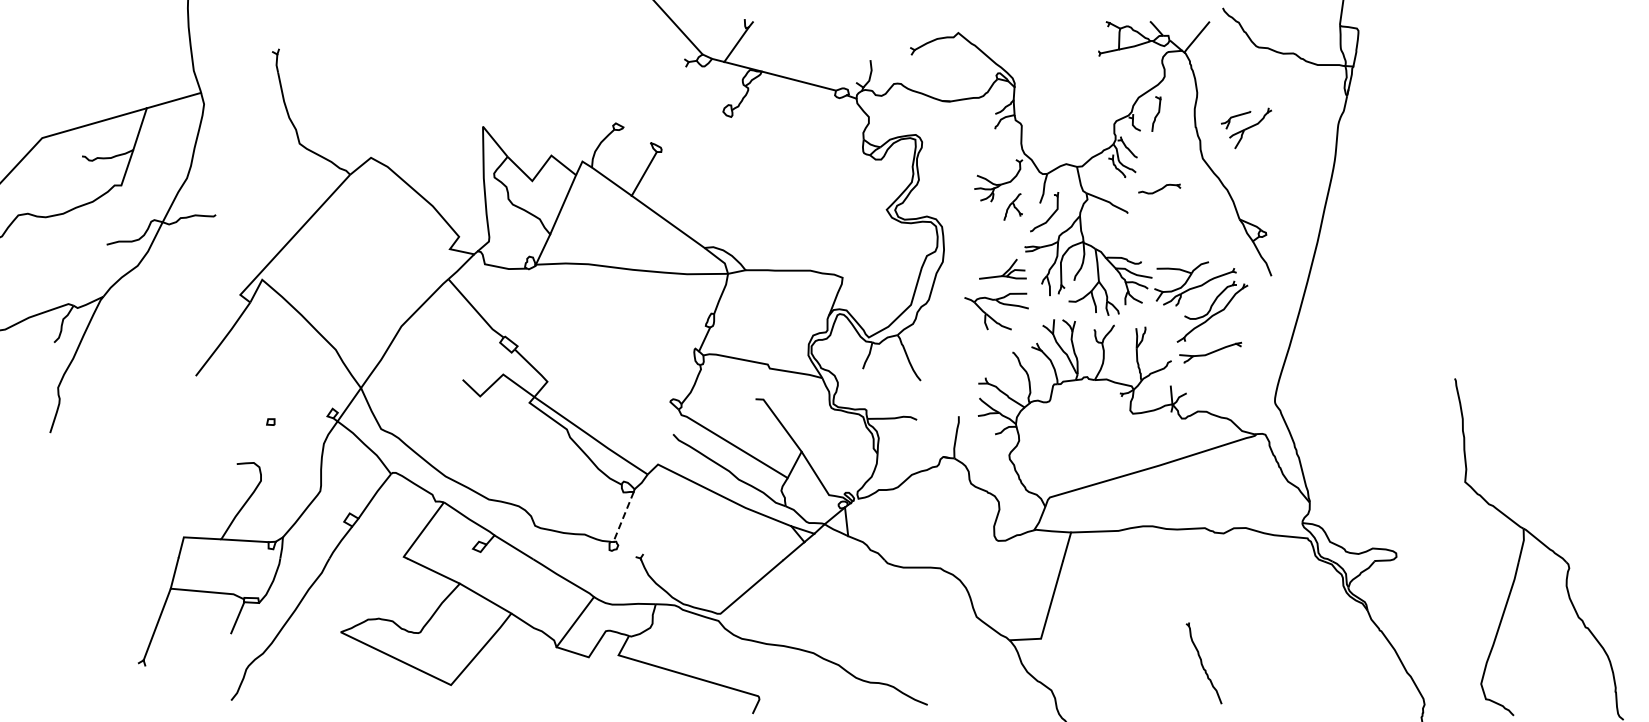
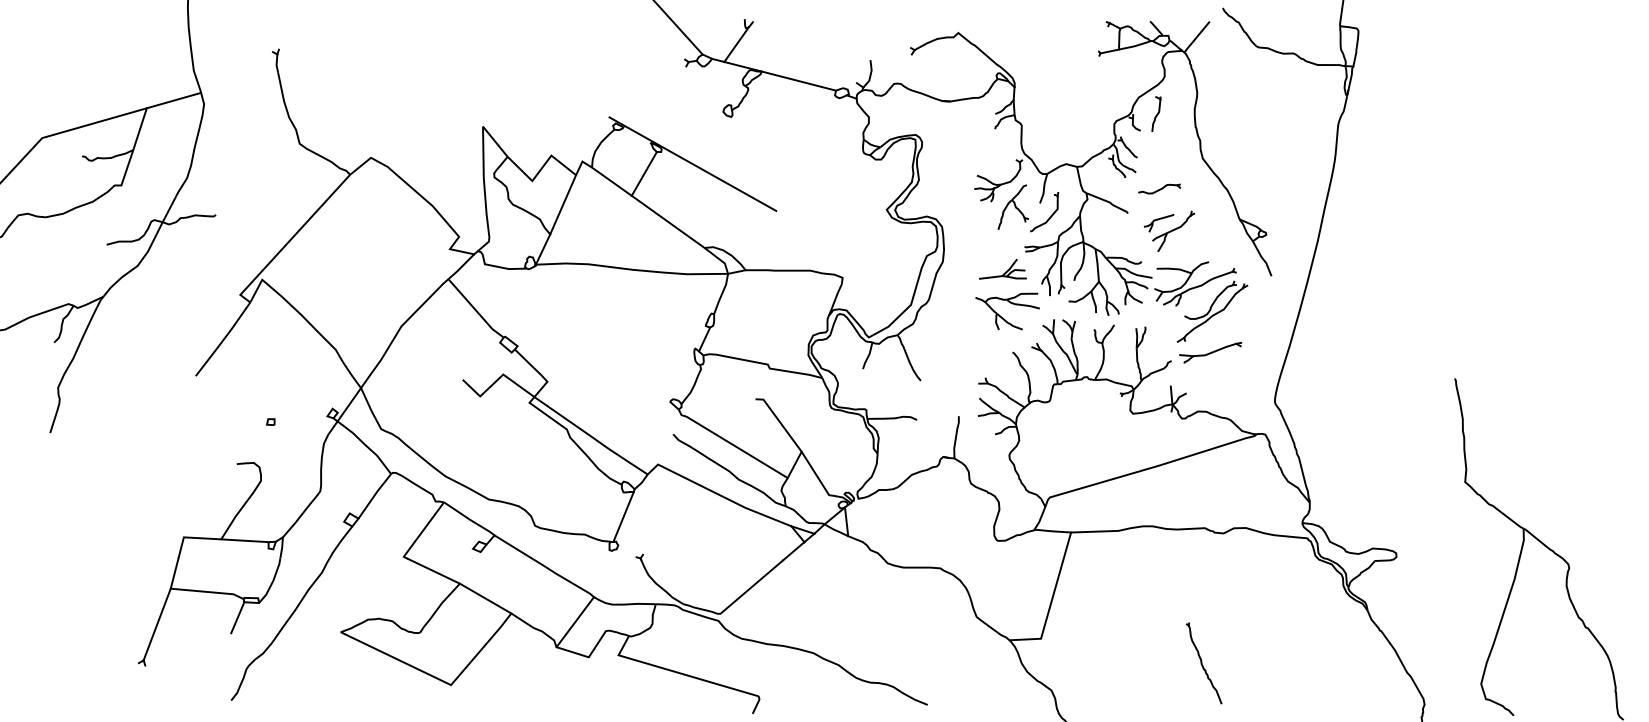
part position: (1246, 128) -> (1169, 231) (1169, 231)
line: none -> present (692, 163)
part size: 20x28 px -> 32x46 px (1012, 206)
part position: (992, 317) -> (1003, 317) (1003, 317)
line: dashed -> solid (623, 516)
